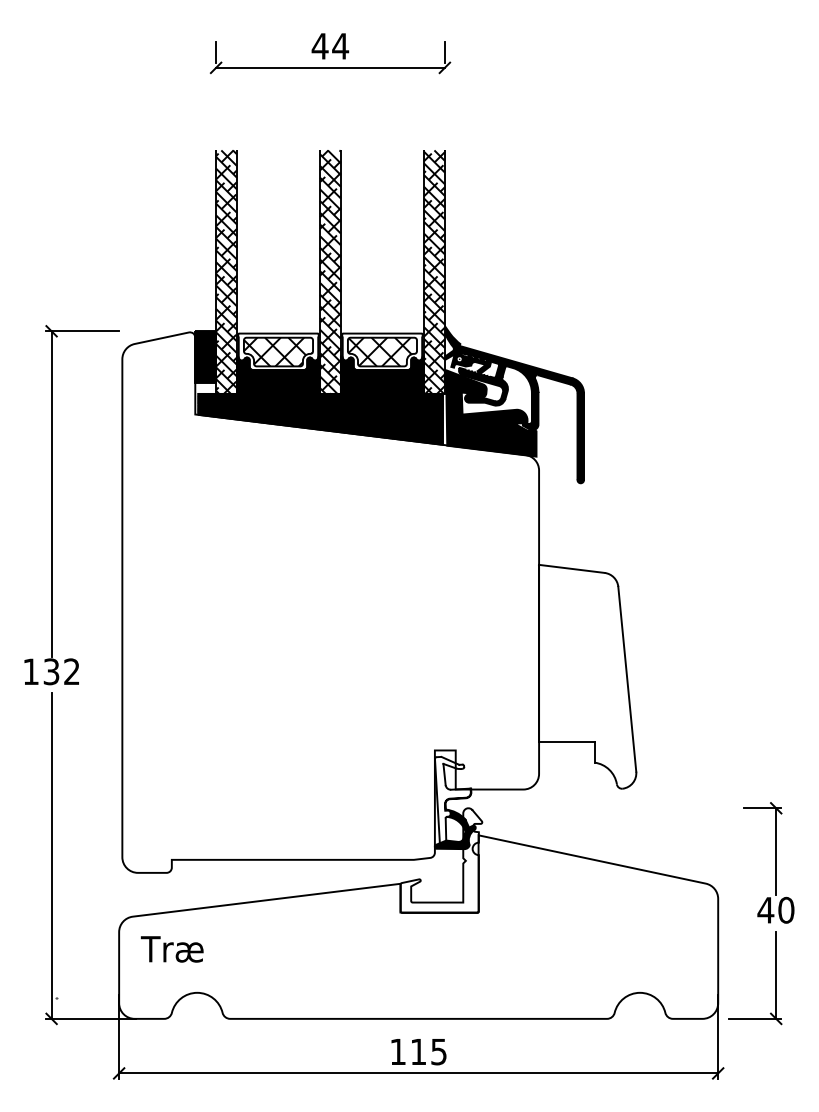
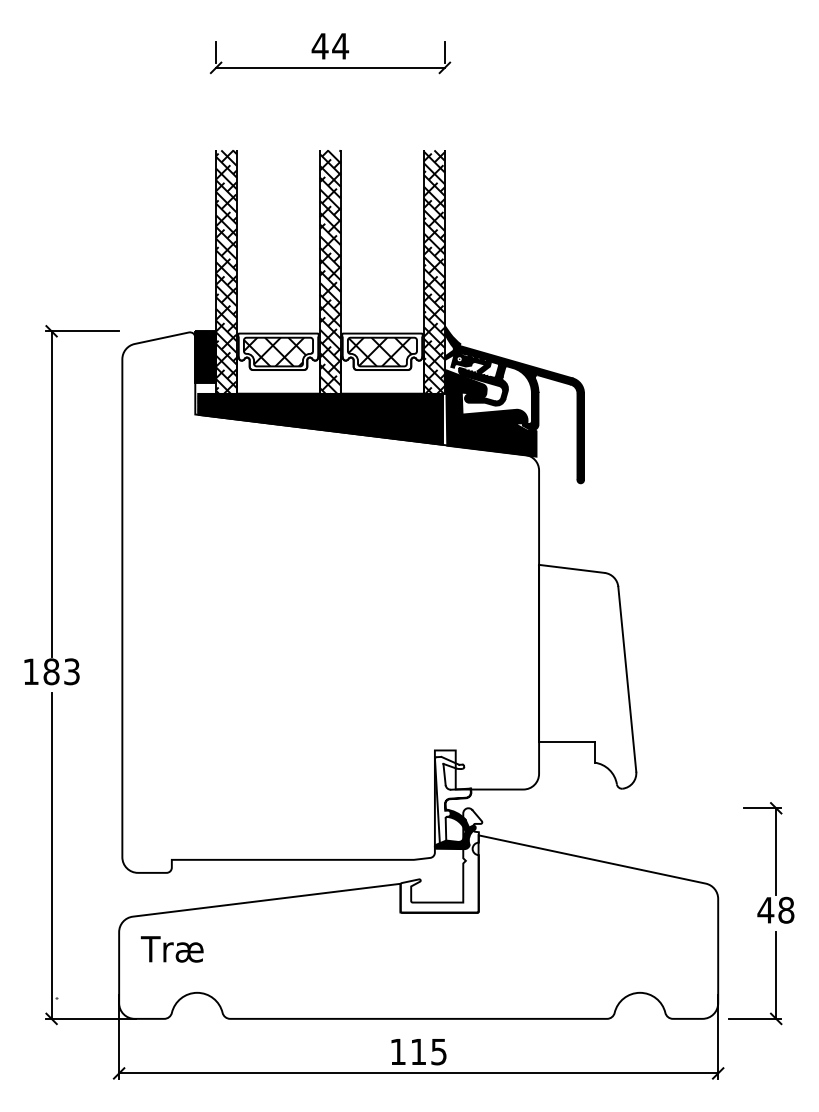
fill: present -> none (278, 374)
fill: present -> none (382, 374)
text: 132 -> 183 (61, 671)
text: 40 -> 48 (786, 910)
